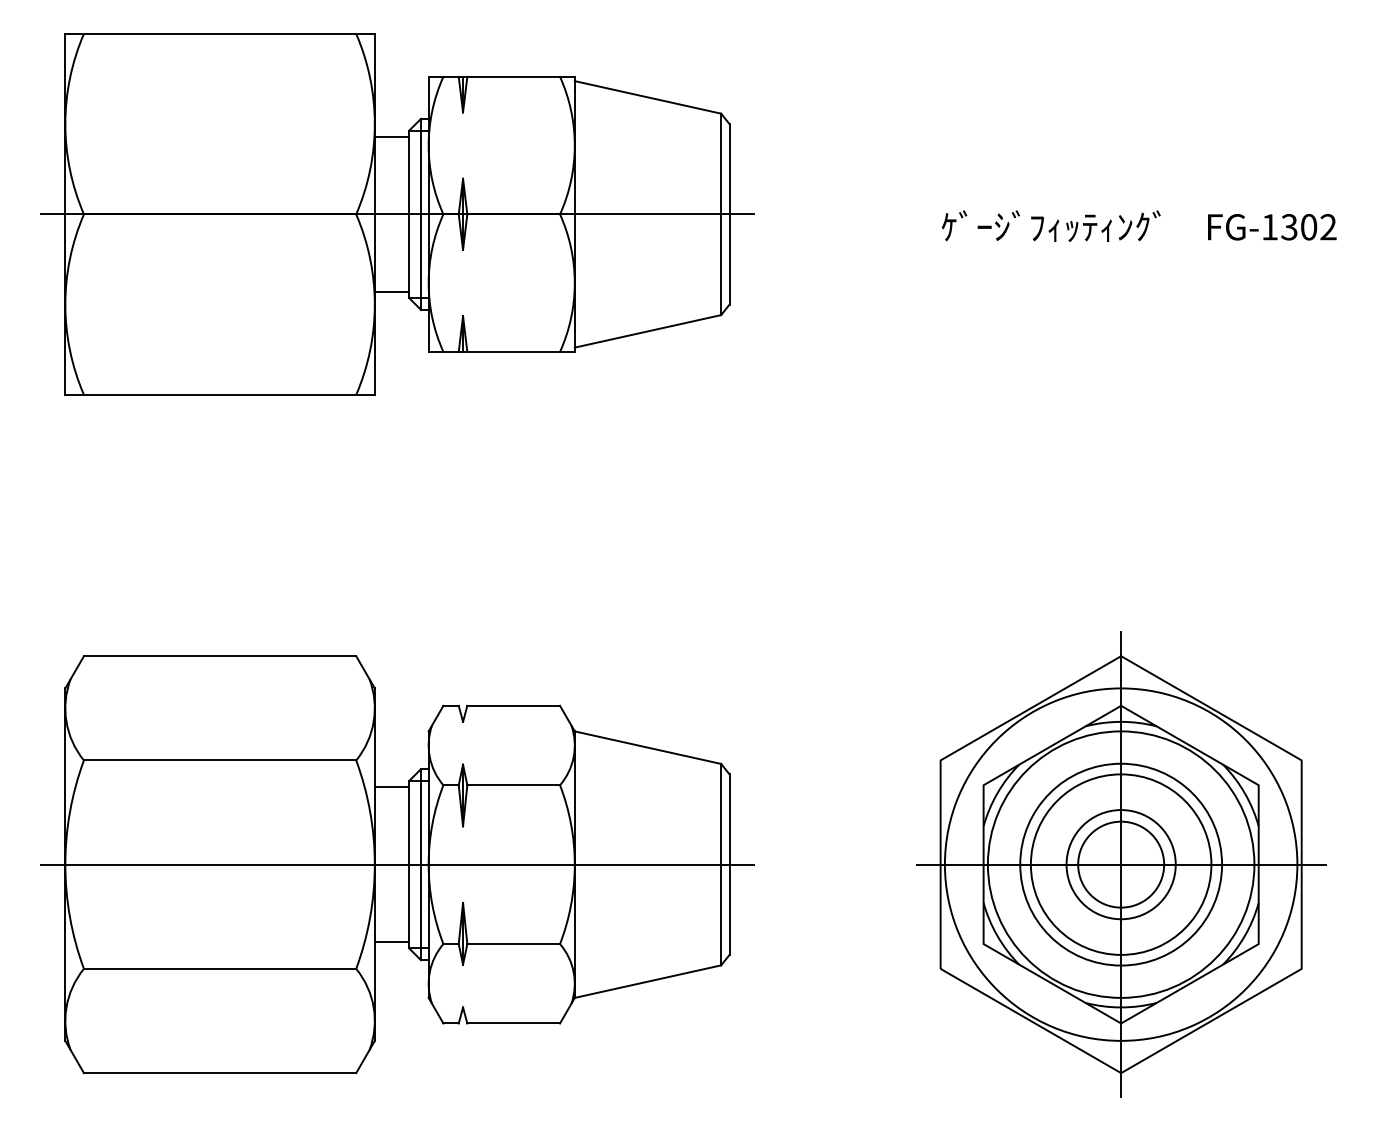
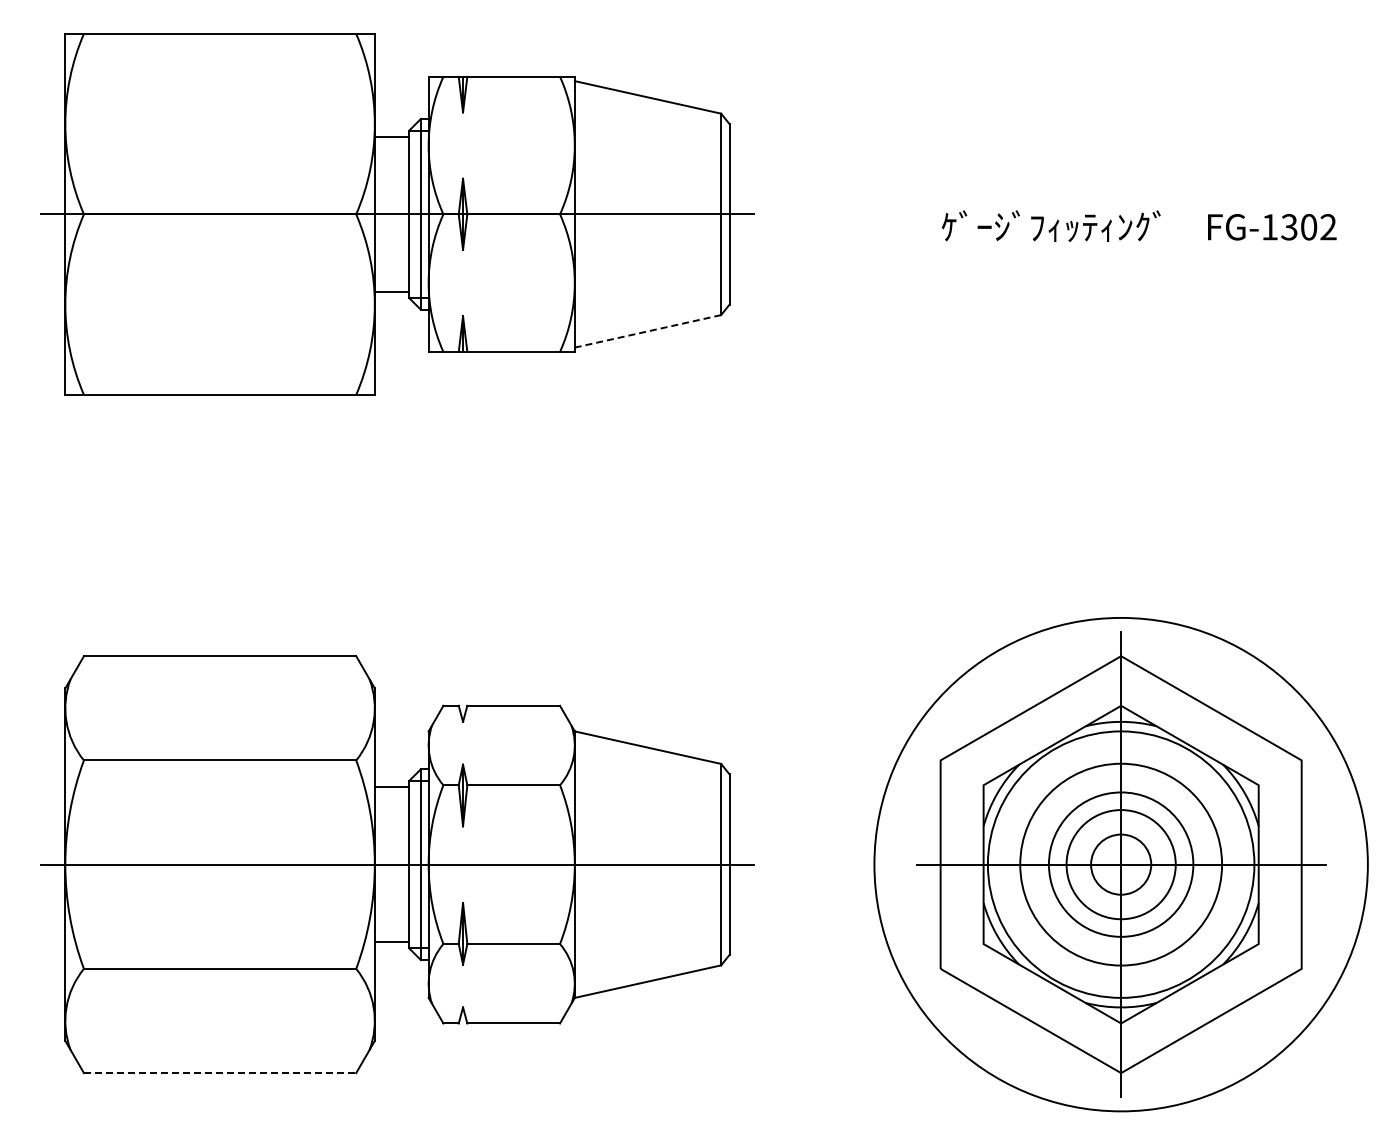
line: solid -> dashed (647, 331)
circle diameter: 181 px -> 144 px (1120, 864)
circle diameter: 352 px -> 493 px (1120, 864)
circle diameter: 86 px -> 60 px (1121, 864)
line: solid -> dashed (220, 1073)
